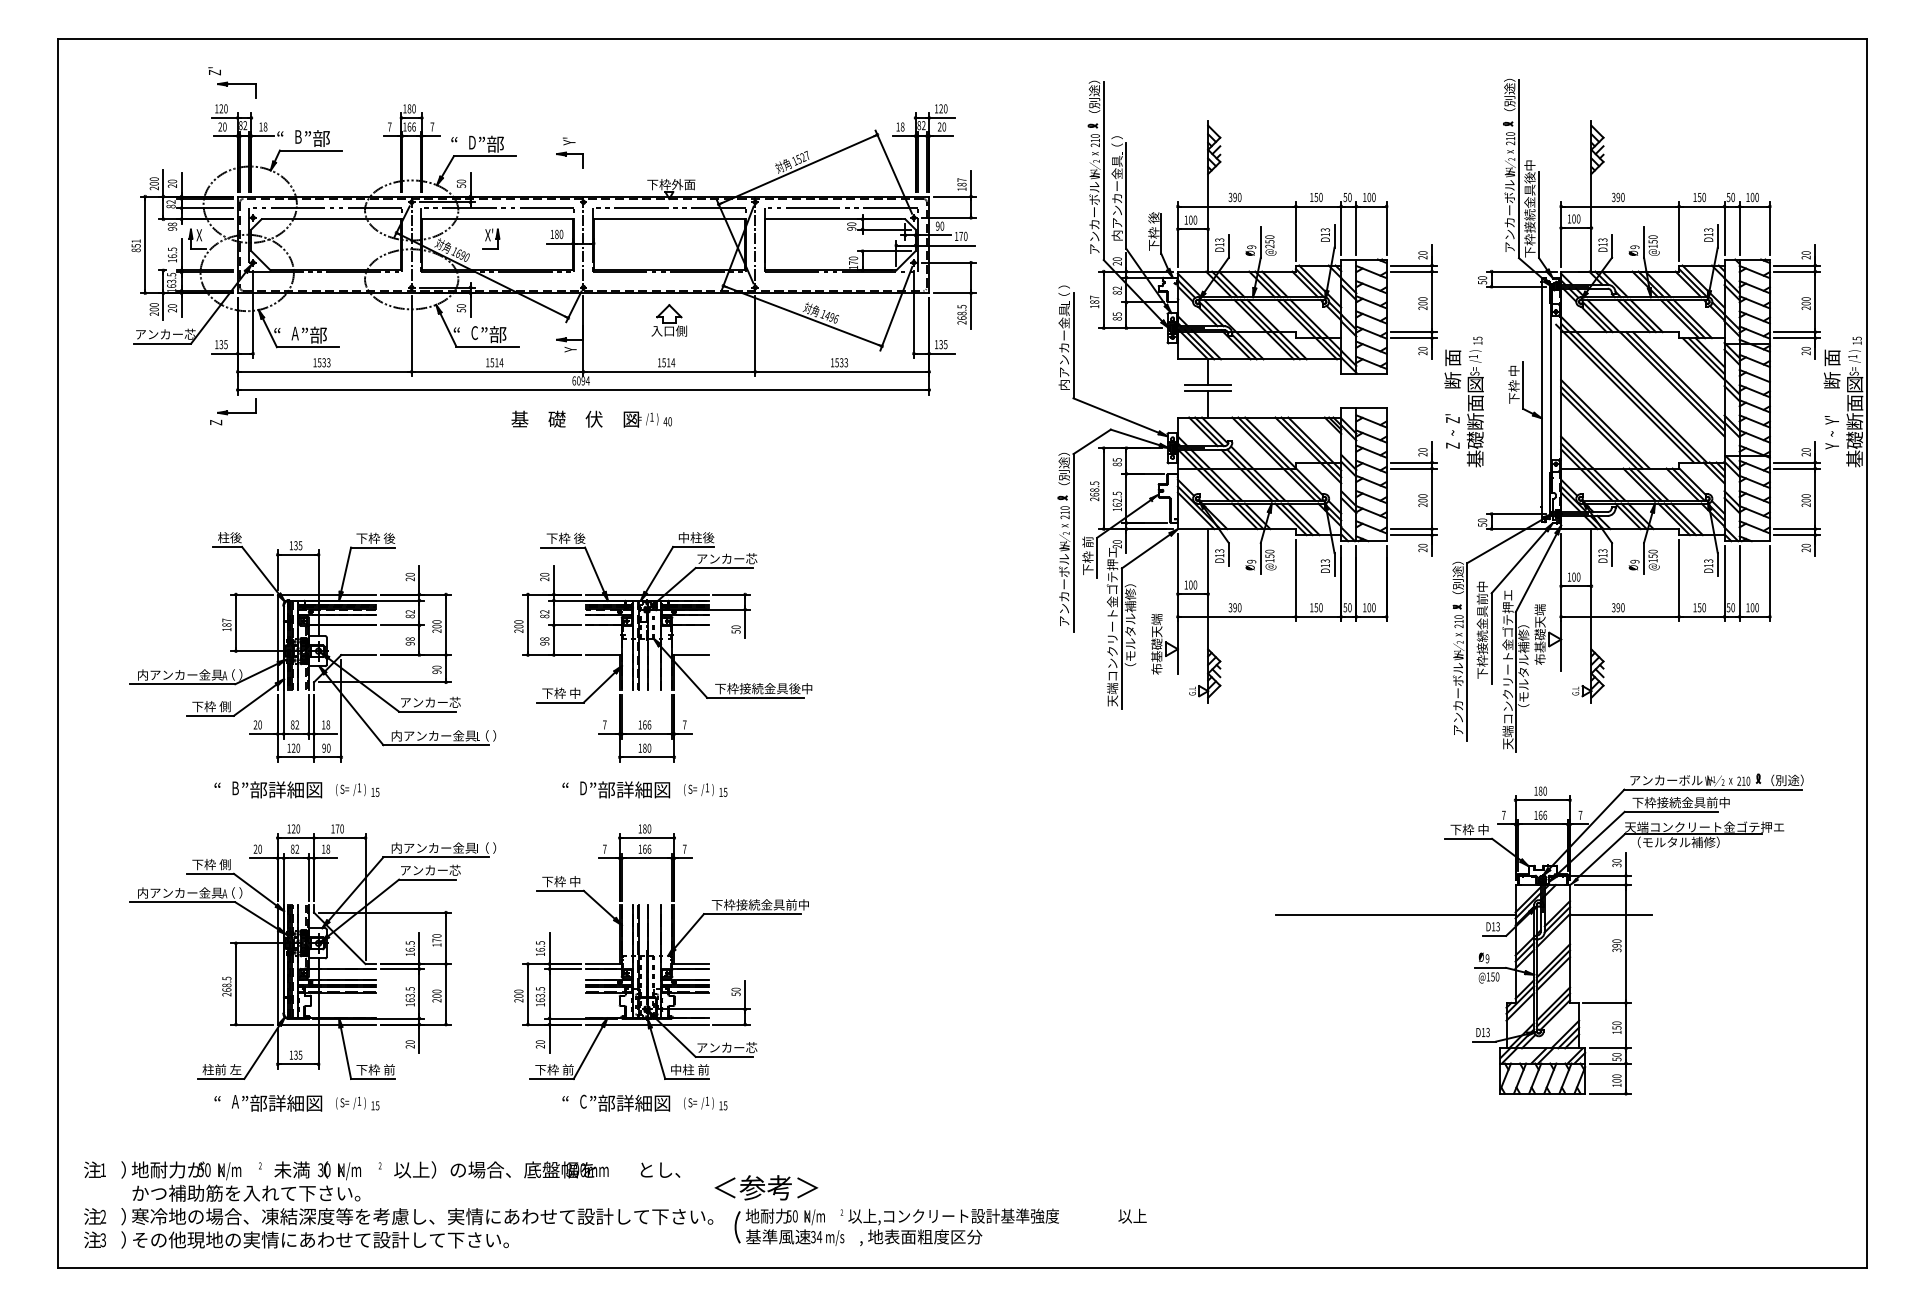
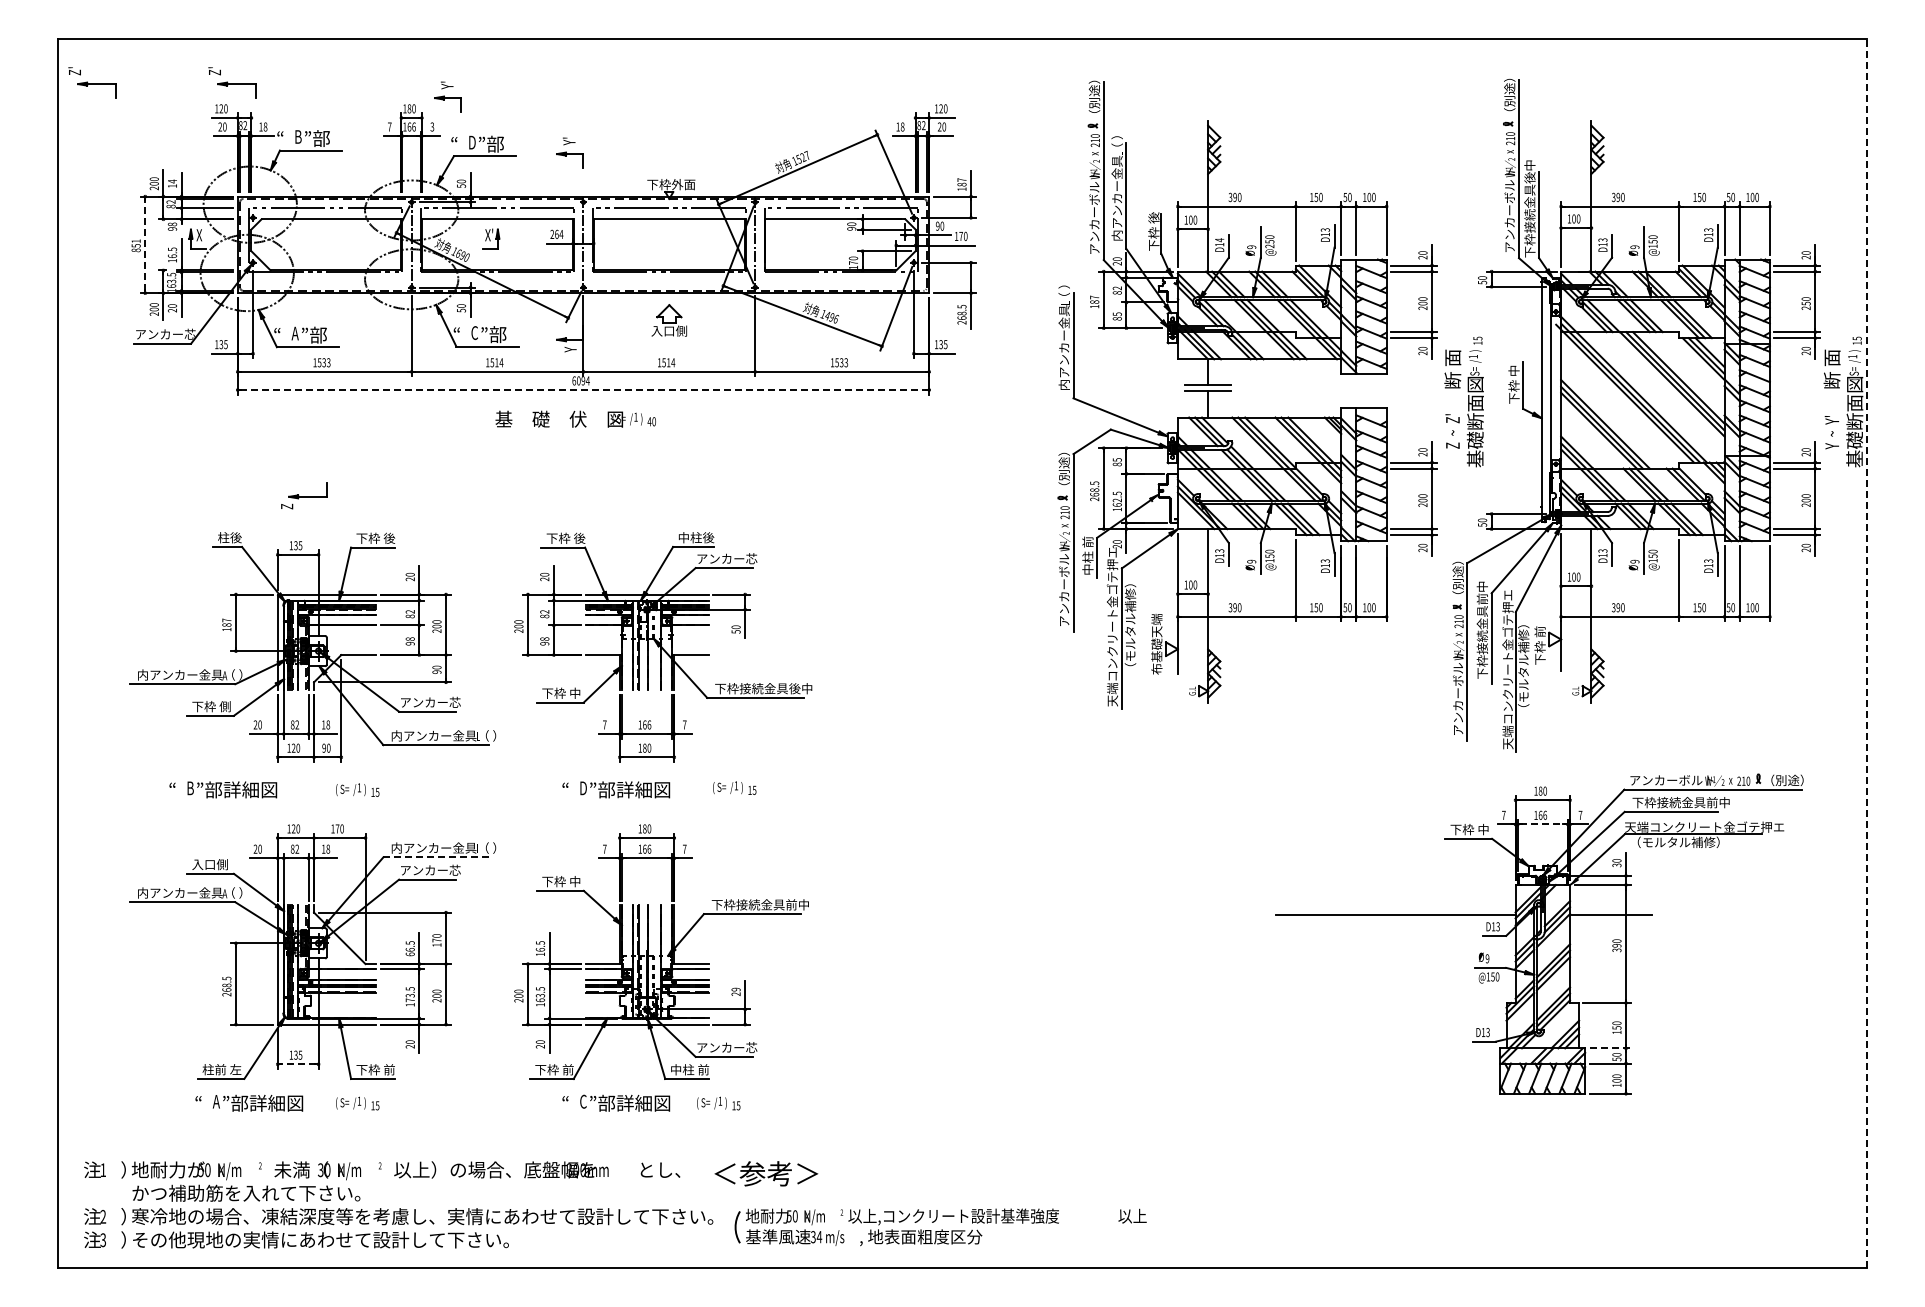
part: none -> present (92, 82)
part: none -> present (447, 96)
text: 7 -> 3 (432, 126)
text: 20 -> 14 (172, 183)
text: 180 -> 264 (556, 234)
text: D13 -> D14 (1219, 240)
line: solid -> dashed (145, 244)
text: 200 -> 250 (1805, 303)
line: solid -> dashed (583, 390)
part position: (233, 411) -> (304, 495) (304, 495)
text position: (591, 418) -> (575, 418) (575, 418)
text: 下枠 前 -> 中柱 前 (1087, 563)
text: 布基礎天端 -> 下枠 前 (1539, 634)
line: solid -> dashed (1867, 653)
text position: (268, 789) -> (223, 789) (223, 789)
text position: (705, 789) -> (734, 787) (734, 787)
line: solid -> dashed (1542, 824)
line: solid -> dashed (436, 857)
text: 下枠 側 -> 入口側 (211, 864)
text: 16.5 -> 66.5 (409, 954)
text: 50 -> 29 (735, 991)
text: 163.5 -> 173.5 (409, 1000)
line: solid -> dashed (1610, 1048)
line: solid -> dashed (297, 1064)
text position: (268, 1102) -> (249, 1102) (249, 1102)
text position: (705, 1103) -> (718, 1103) (718, 1103)
text position: (766, 1187) -> (766, 1173) (766, 1173)
